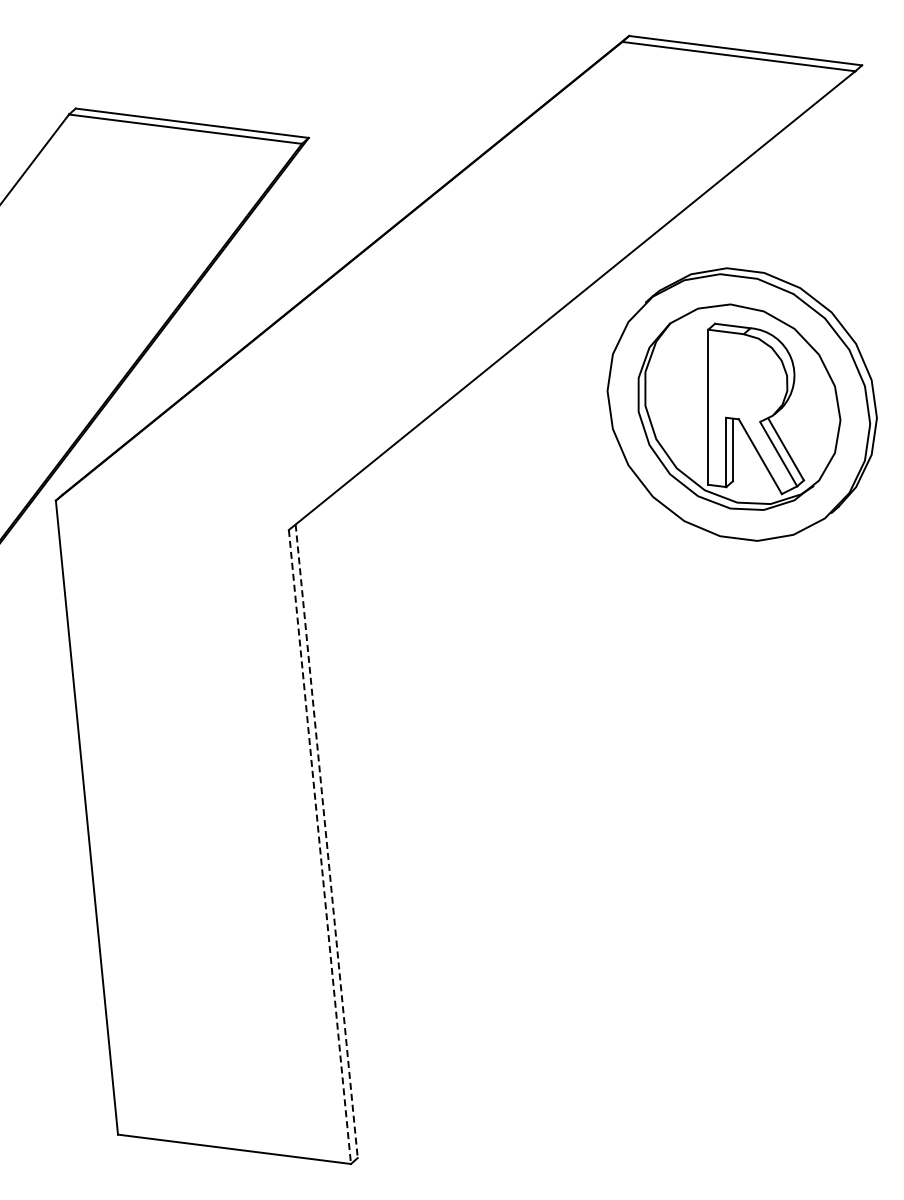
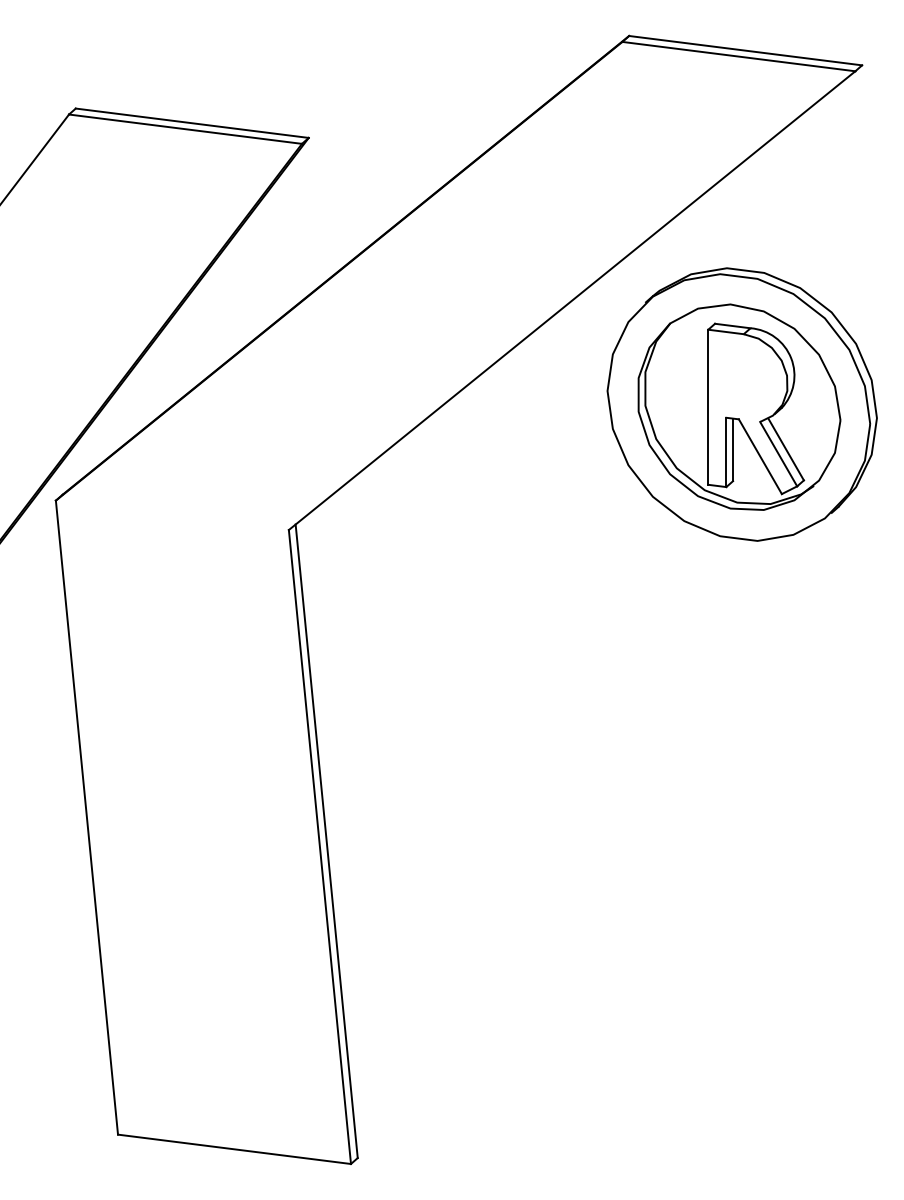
line: dashed -> solid (326, 841)
line: dashed -> solid (319, 847)
